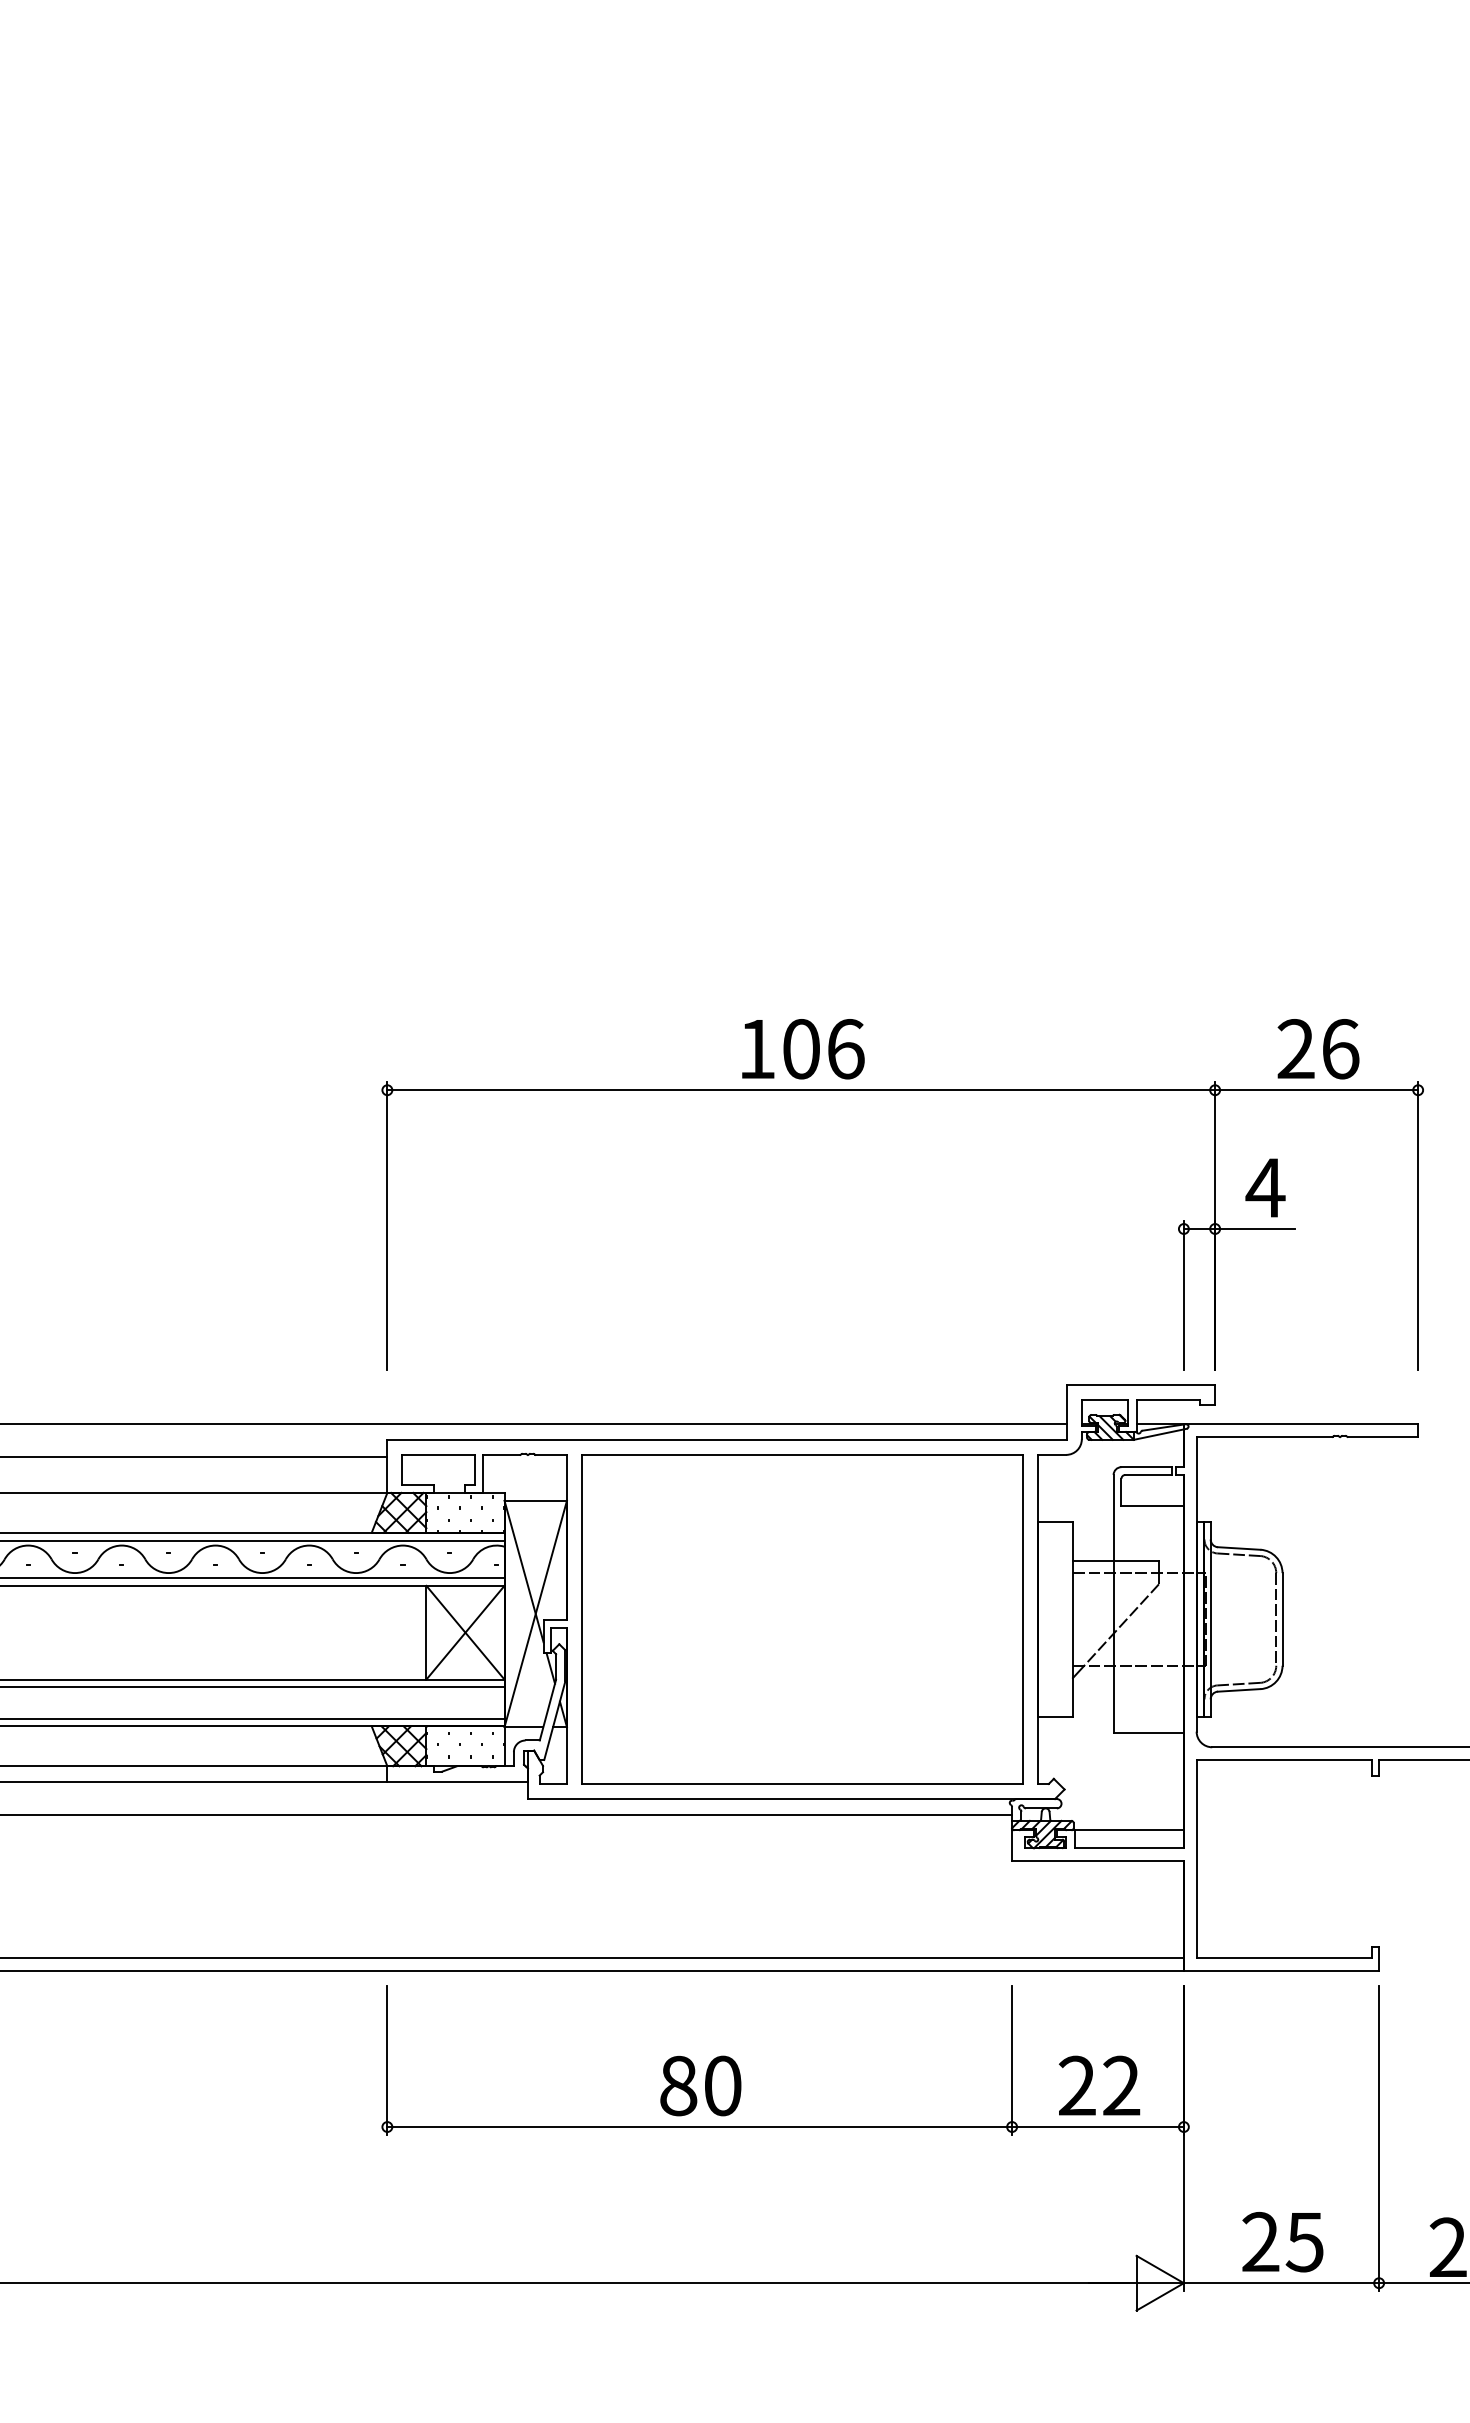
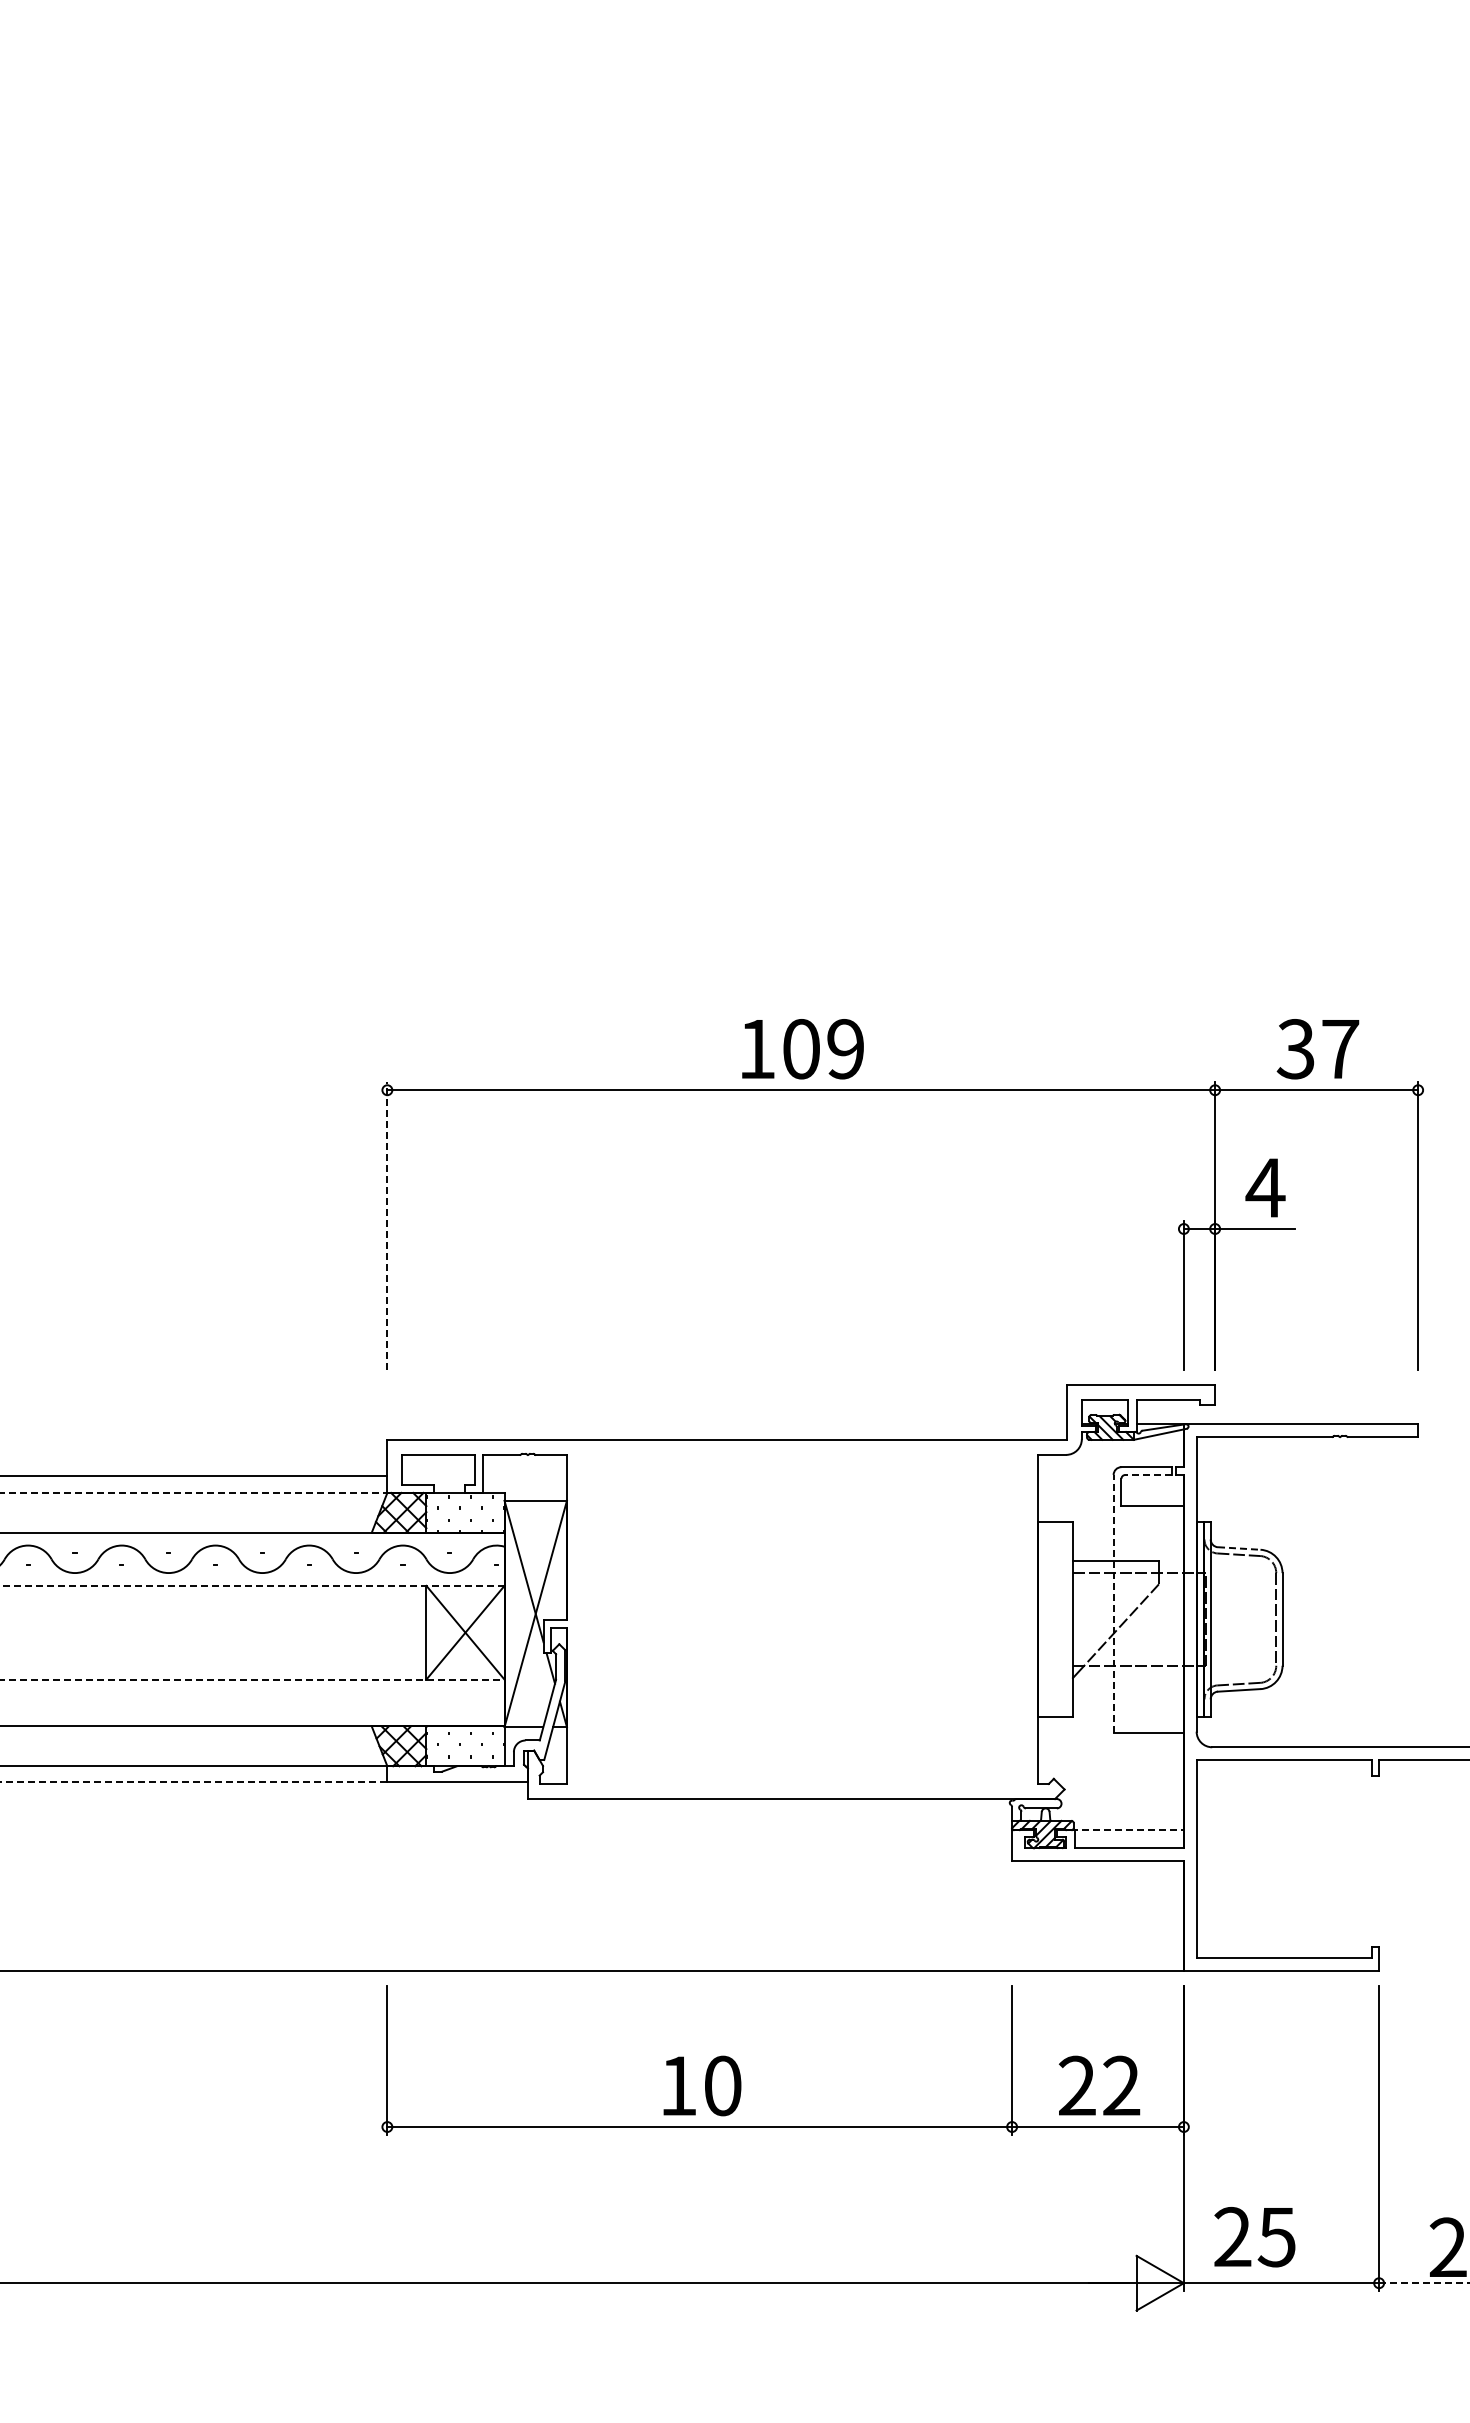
text: 106 -> 109 (845, 1049)
text: 26 -> 37 (1317, 1049)
line: solid -> dashed (387, 1225)
line: present -> none (534, 1424)
line position: (194, 1457) -> (194, 1476) (194, 1476)
line: solid -> dashed (1148, 1474)
line: solid -> dashed (194, 1492)
line: present -> none (253, 1540)
line: solid -> dashed (1239, 1548)
line: present -> none (253, 1578)
line: solid -> dashed (252, 1585)
line: solid -> dashed (1113, 1603)
part: present -> none (802, 1619)
line: solid -> dashed (252, 1679)
line: present -> none (253, 1687)
line: present -> none (253, 1718)
line: solid -> dashed (193, 1781)
line: present -> none (507, 1814)
line: solid -> dashed (1128, 1830)
line: present -> none (592, 1958)
text: 80 -> 10 (678, 2085)
text position: (1282, 2242) -> (1254, 2237) (1254, 2237)
line: solid -> dashed (1425, 2283)
